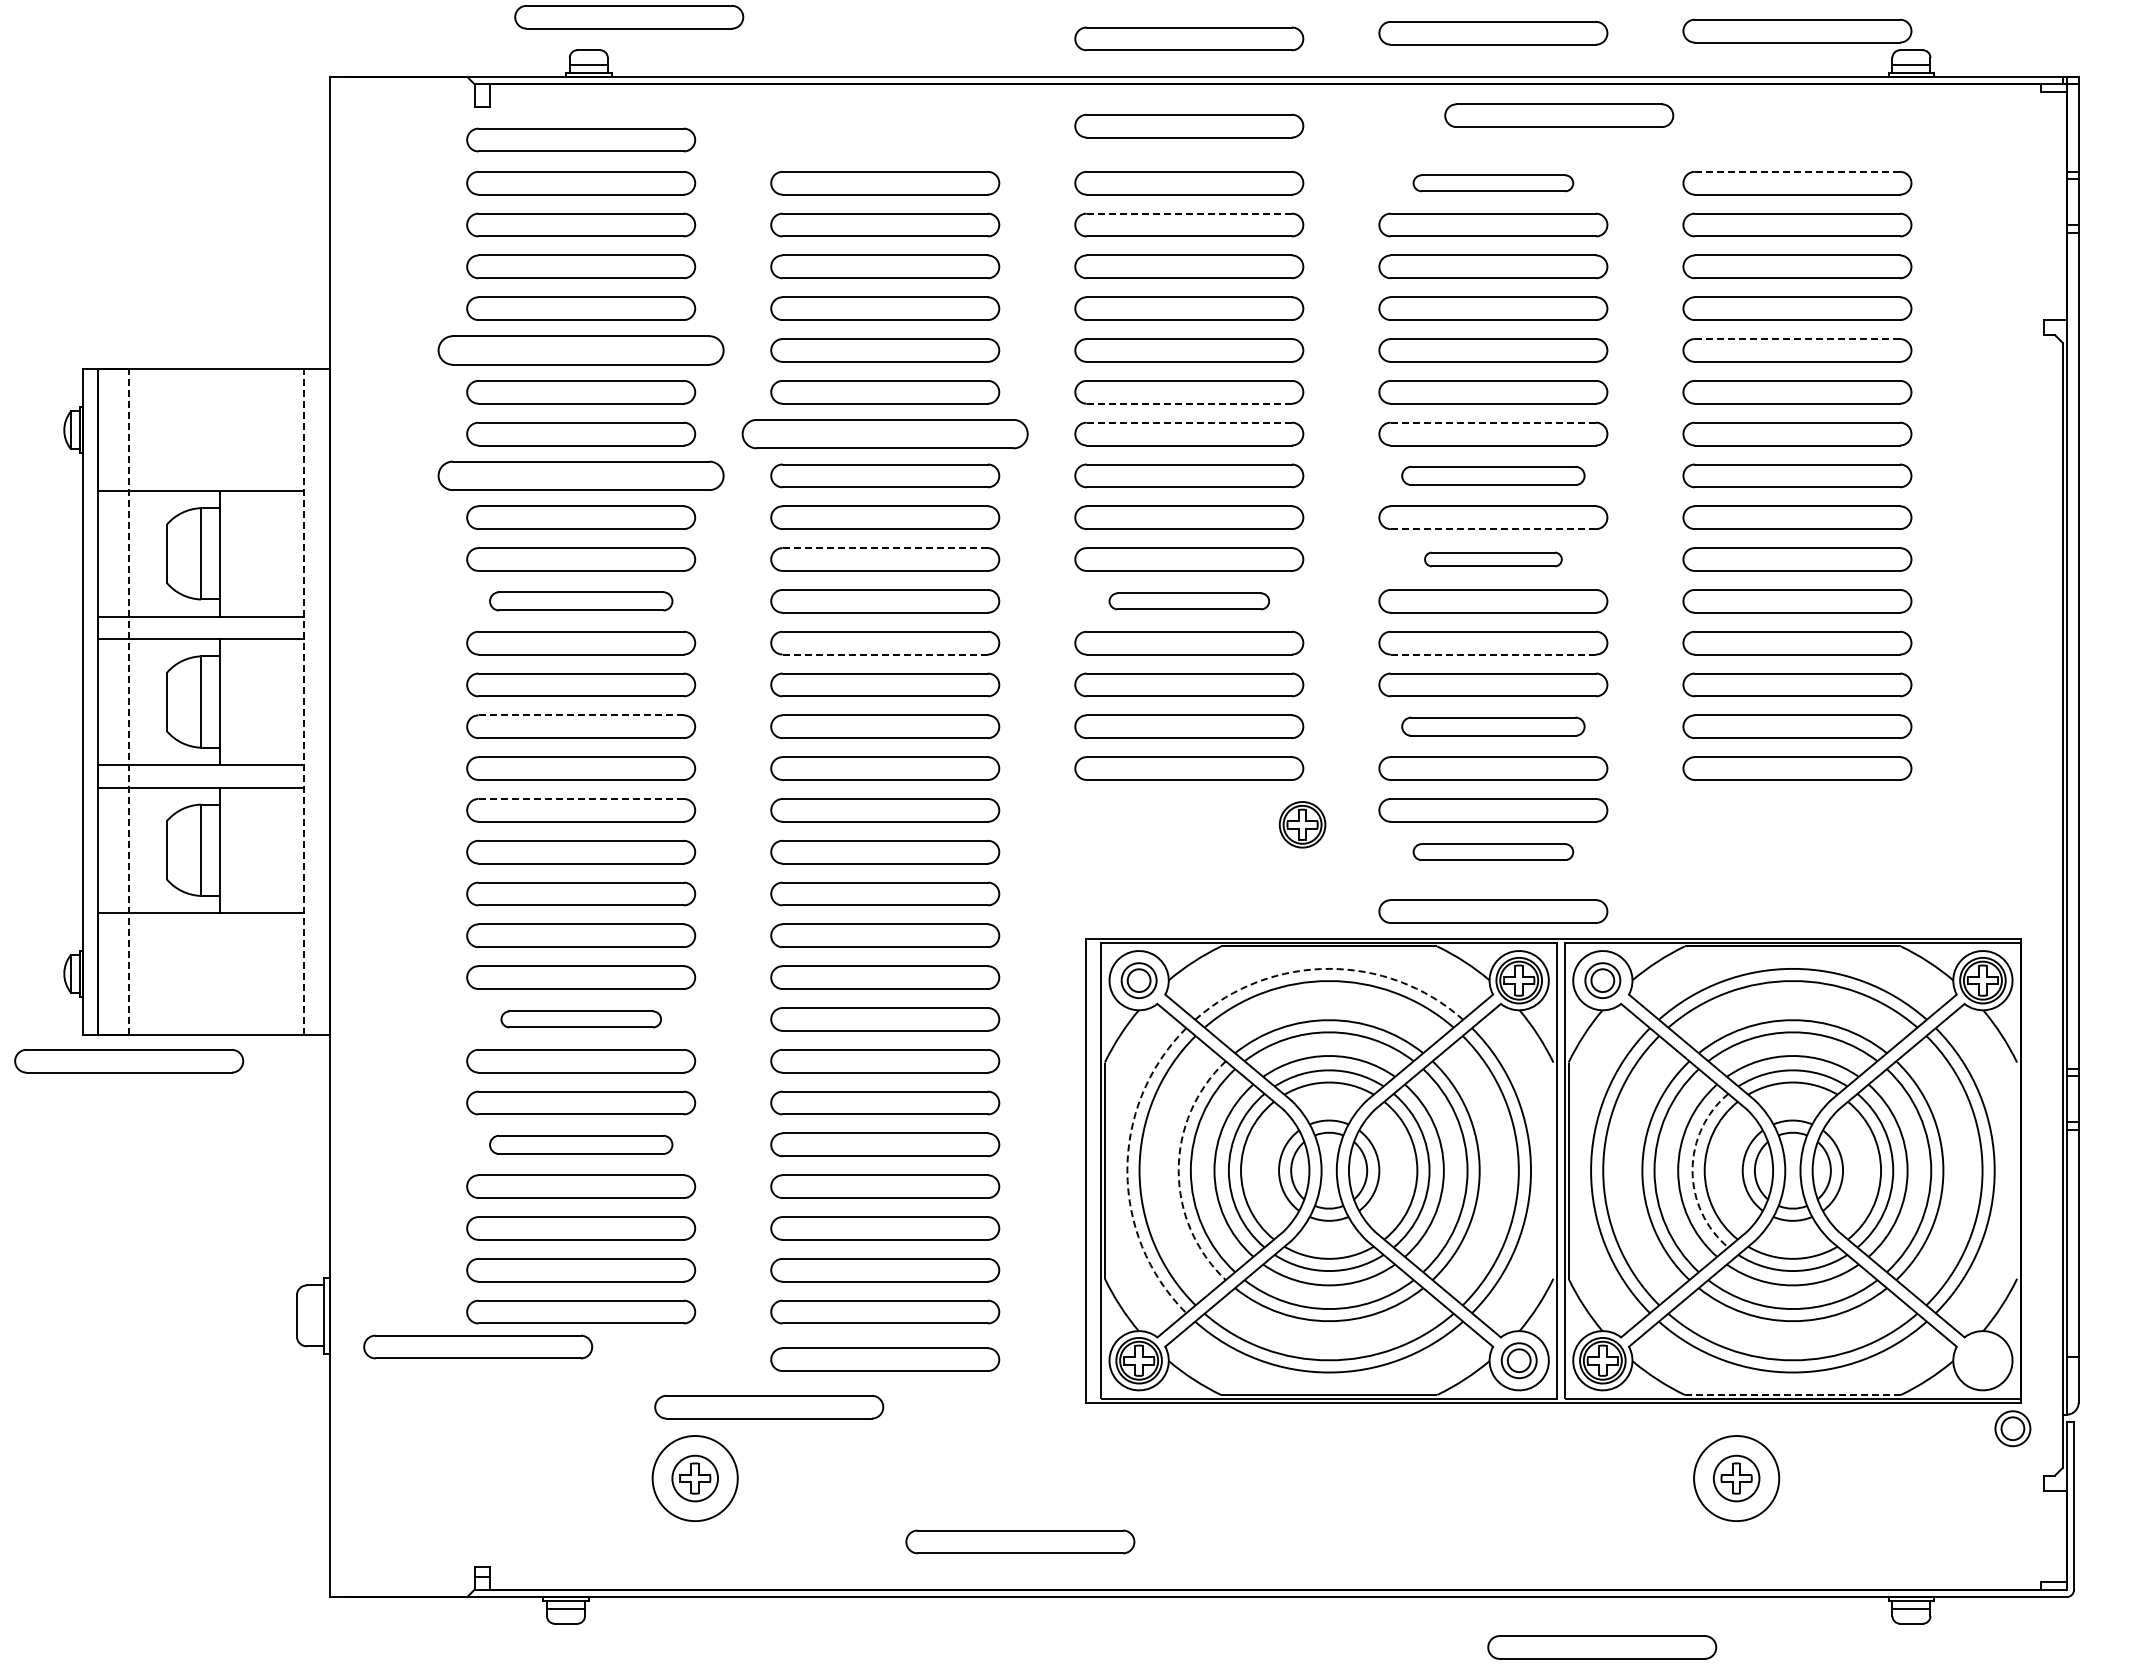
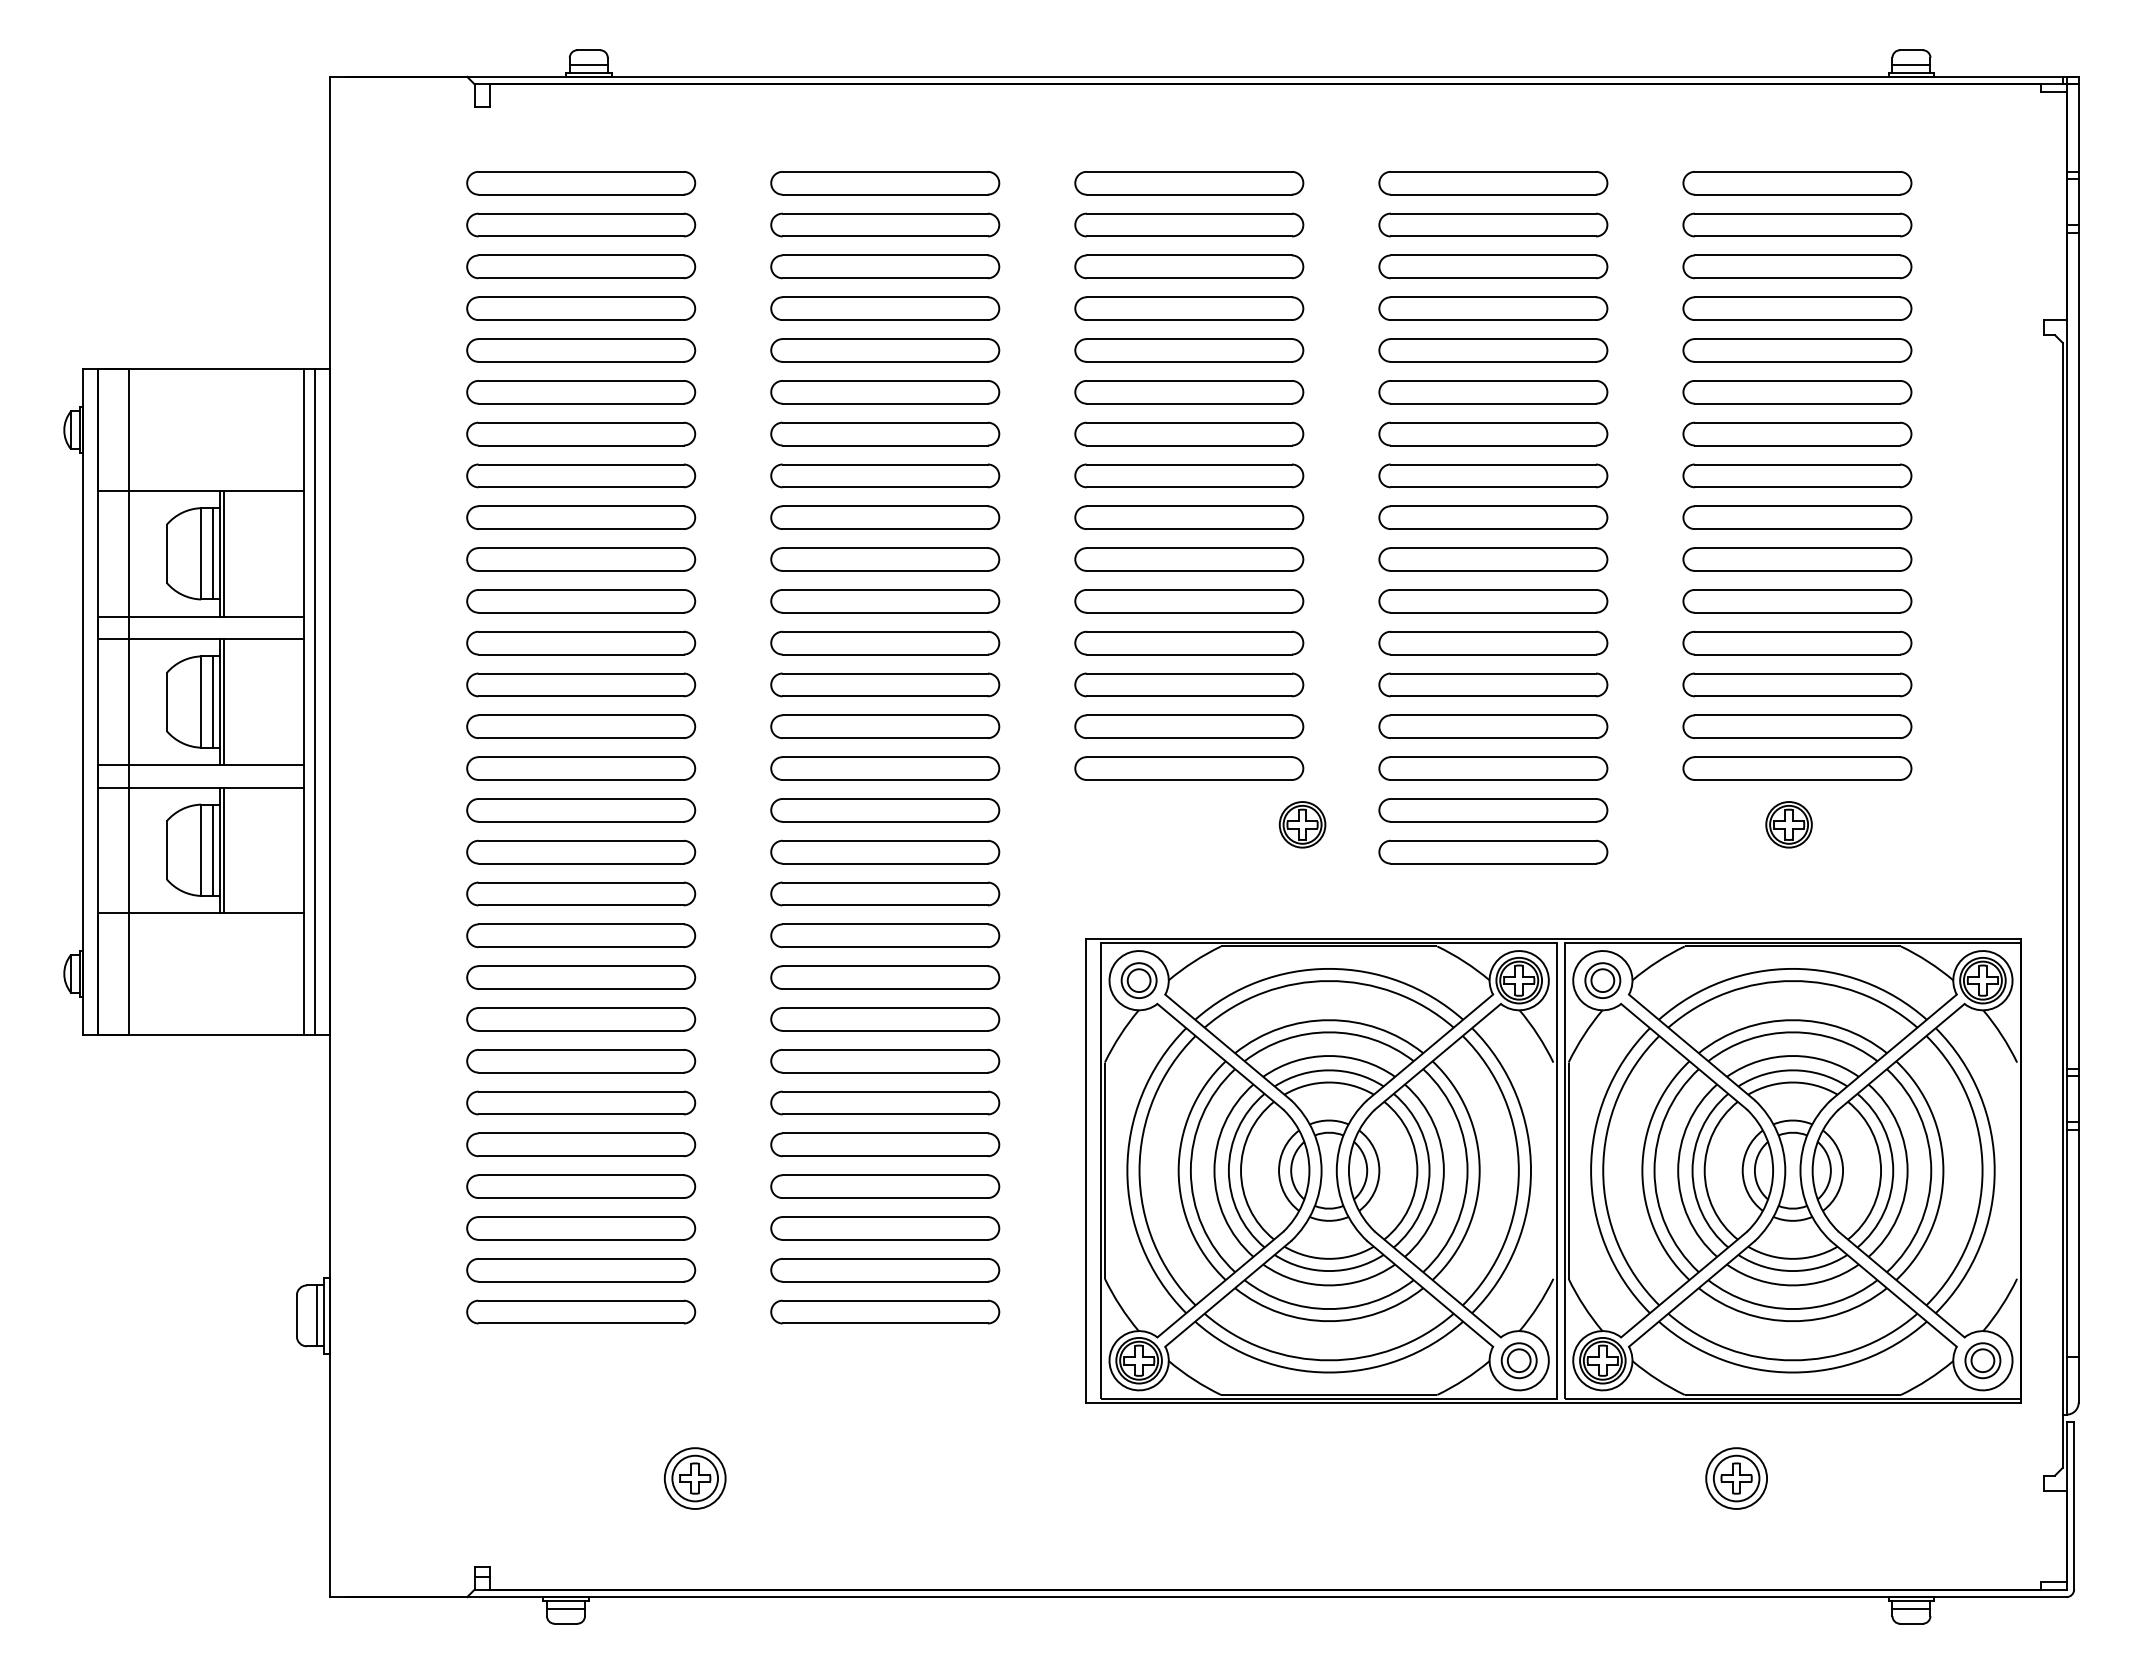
part: present -> none (629, 17)
part: present -> none (1797, 30)
part: present -> none (1493, 33)
part: present -> none (1189, 38)
part: present -> none (1559, 115)
part: present -> none (1189, 125)
part: present -> none (581, 139)
line: dashed -> solid (1797, 171)
part size: 163x19 px -> 231x25 px (1493, 183)
line: dashed -> solid (1189, 213)
line: dashed -> solid (1797, 339)
part size: 288x31 px -> 231x25 px (581, 350)
line: dashed -> solid (1189, 403)
line: dashed -> solid (1189, 422)
line: dashed -> solid (1493, 422)
part size: 288x31 px -> 231x26 px (885, 433)
part size: 288x31 px -> 231x26 px (581, 475)
part size: 185x20 px -> 231x26 px (1493, 475)
line: dashed -> solid (1493, 529)
line: dashed -> solid (885, 548)
line: none -> present (212, 553)
line: none -> present (223, 553)
part size: 139x17 px -> 231x25 px (1493, 559)
part size: 185x21 px -> 231x25 px (581, 601)
part size: 163x19 px -> 231x25 px (1189, 601)
line: dashed -> solid (885, 654)
line: dashed -> solid (1493, 654)
line: none -> present (212, 701)
line: none -> present (223, 701)
line: none -> present (315, 701)
line: dashed -> solid (128, 702)
line: dashed -> solid (303, 702)
line: dashed -> solid (581, 715)
part size: 185x21 px -> 231x25 px (1493, 726)
line: dashed -> solid (581, 798)
part: none -> present (1788, 824)
line: none -> present (212, 849)
line: none -> present (223, 850)
part size: 163x18 px -> 231x26 px (1493, 851)
part: present -> none (1493, 911)
arc: dashed -> solid (1329, 968)
part size: 162x19 px -> 231x25 px (581, 1019)
part: present -> none (129, 1061)
part size: 185x21 px -> 231x26 px (581, 1144)
arc: dashed -> solid (1127, 1170)
arc: dashed -> solid (1178, 1170)
arc: dashed -> solid (1692, 1170)
line: none -> present (316, 1315)
part: present -> none (478, 1346)
part: present -> none (885, 1359)
line: dashed -> solid (1793, 1394)
part: present -> none (769, 1406)
part position: (2012, 1428) -> (1982, 1360) (1982, 1360)
circle diameter: 85 px -> 61 px (694, 1478)
circle diameter: 85 px -> 61 px (1736, 1478)
part: present -> none (1020, 1541)
part: present -> none (1602, 1647)
